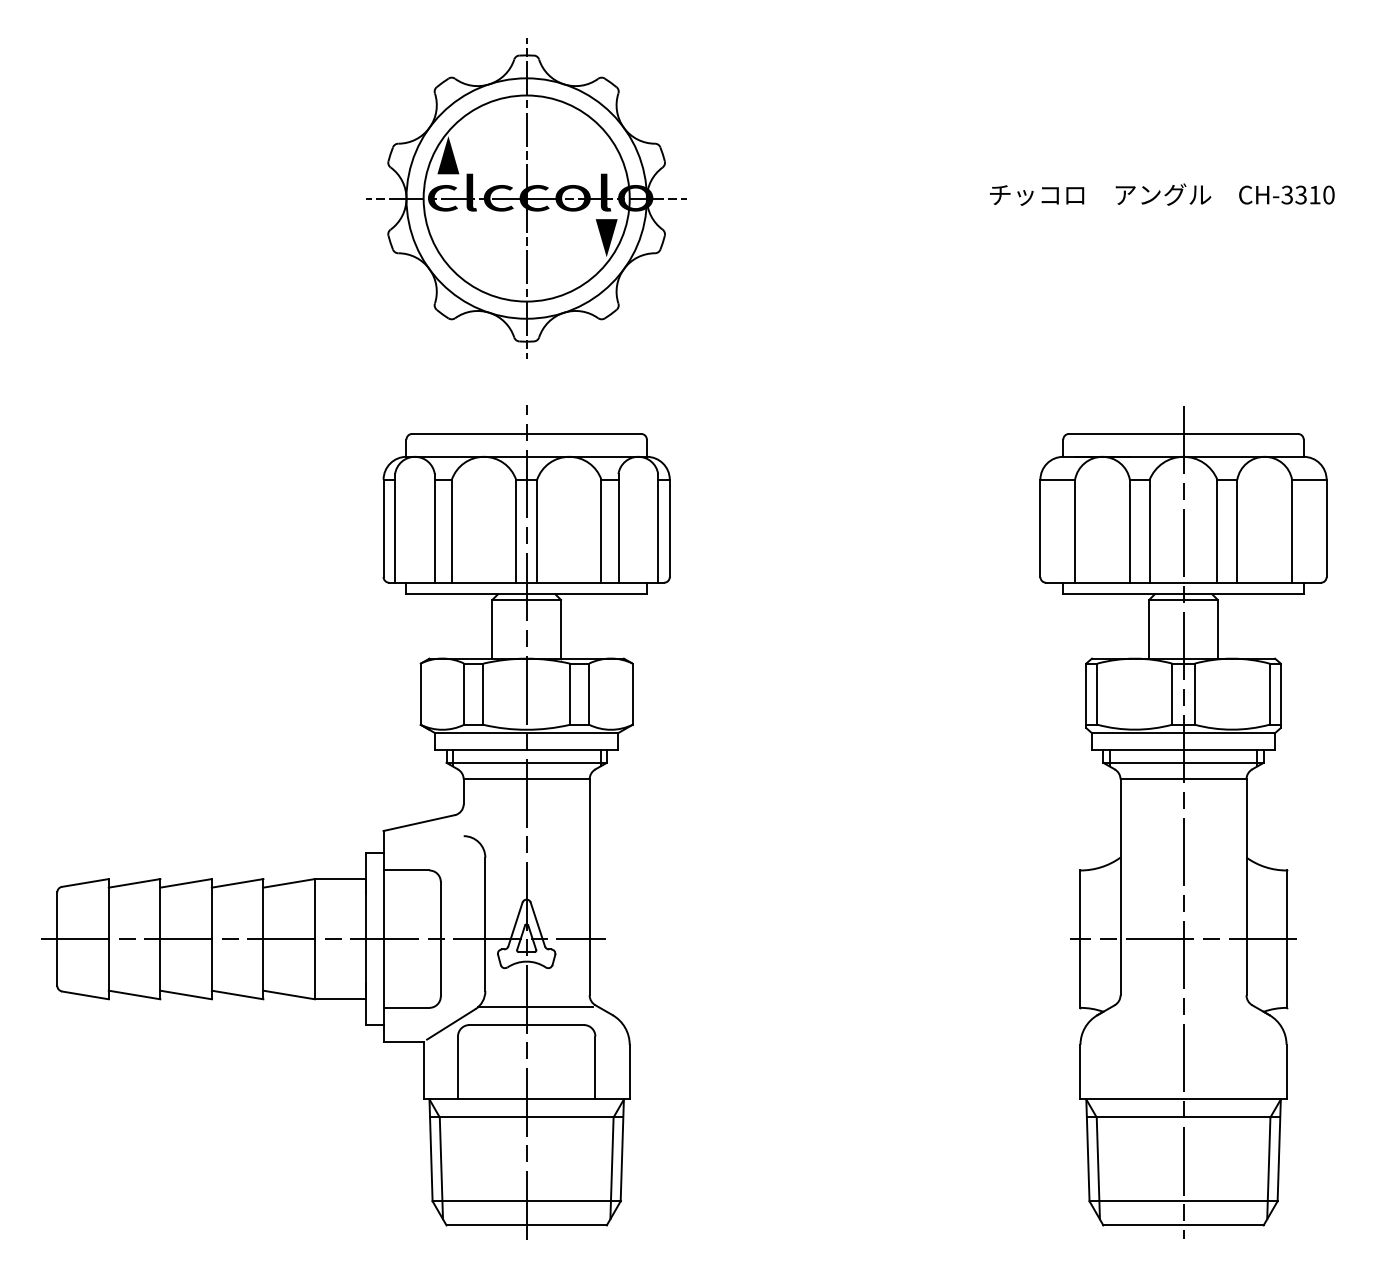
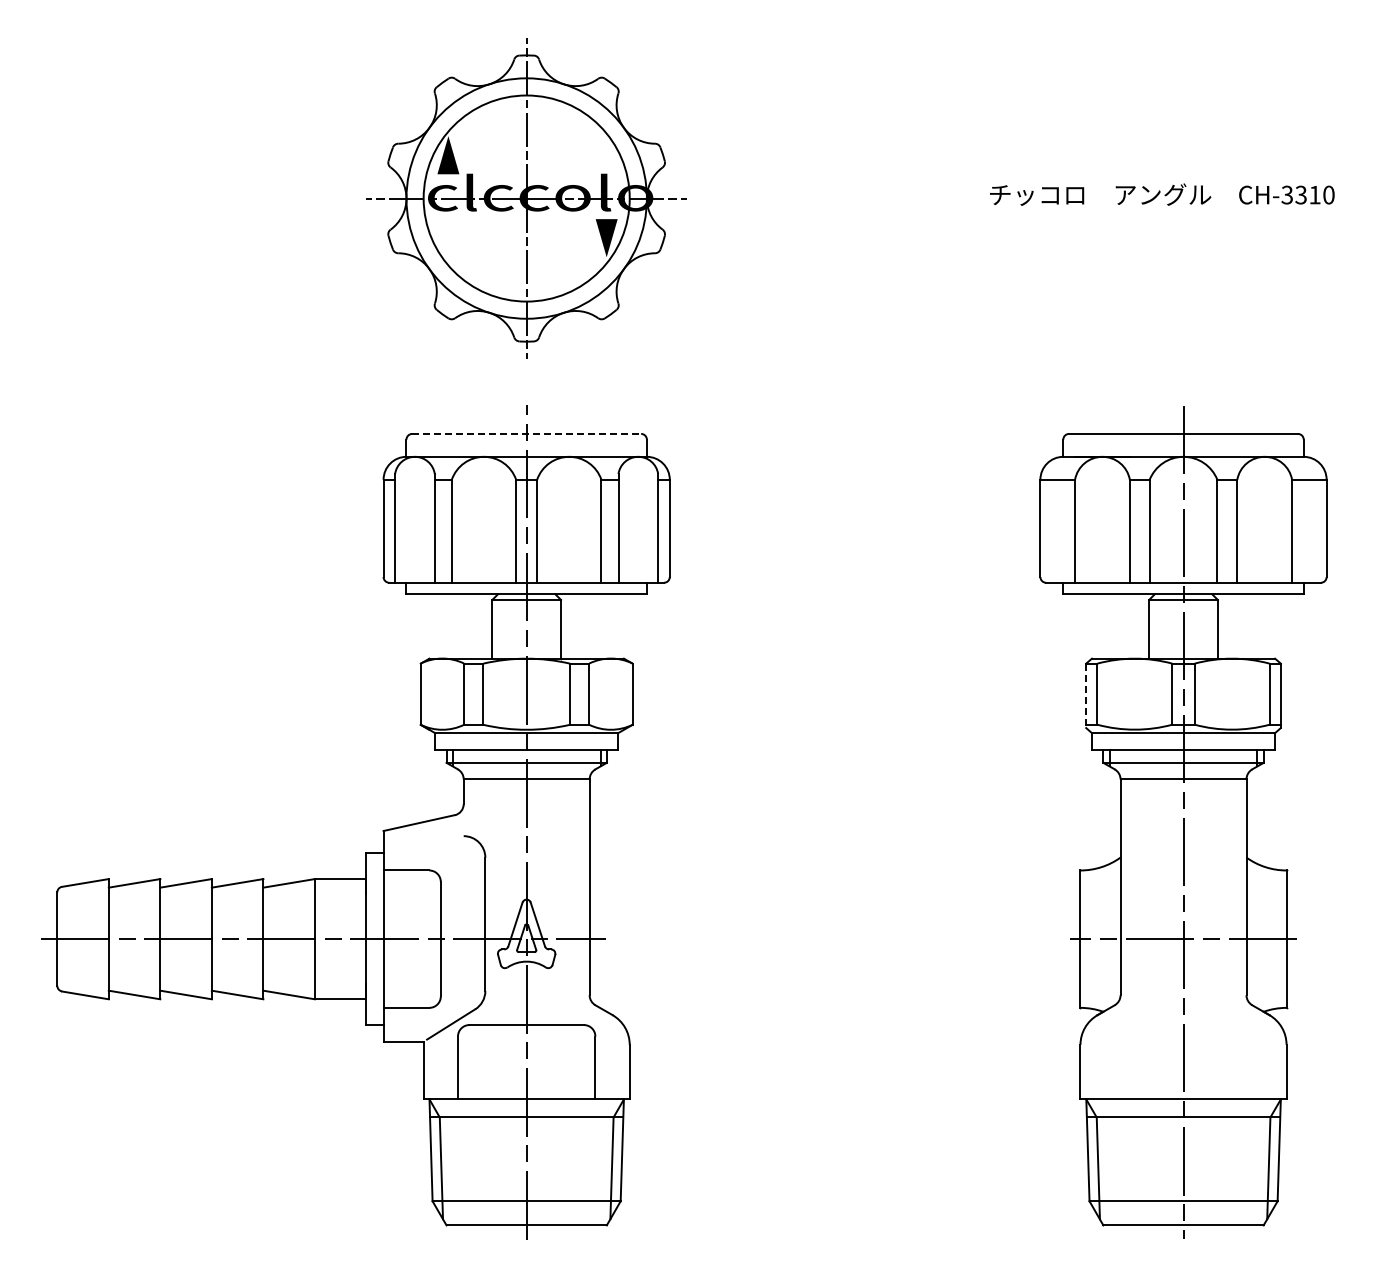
line: solid -> dashed (527, 433)
line: solid -> dashed (1086, 696)
line: present -> none (535, 1006)
